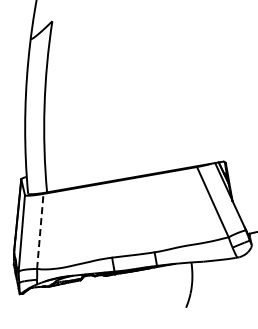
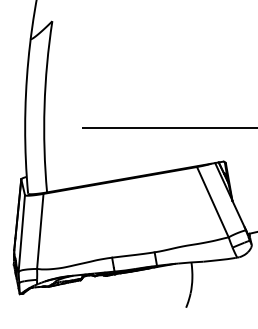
line: none -> present (168, 128)
line: dashed -> solid (40, 231)
